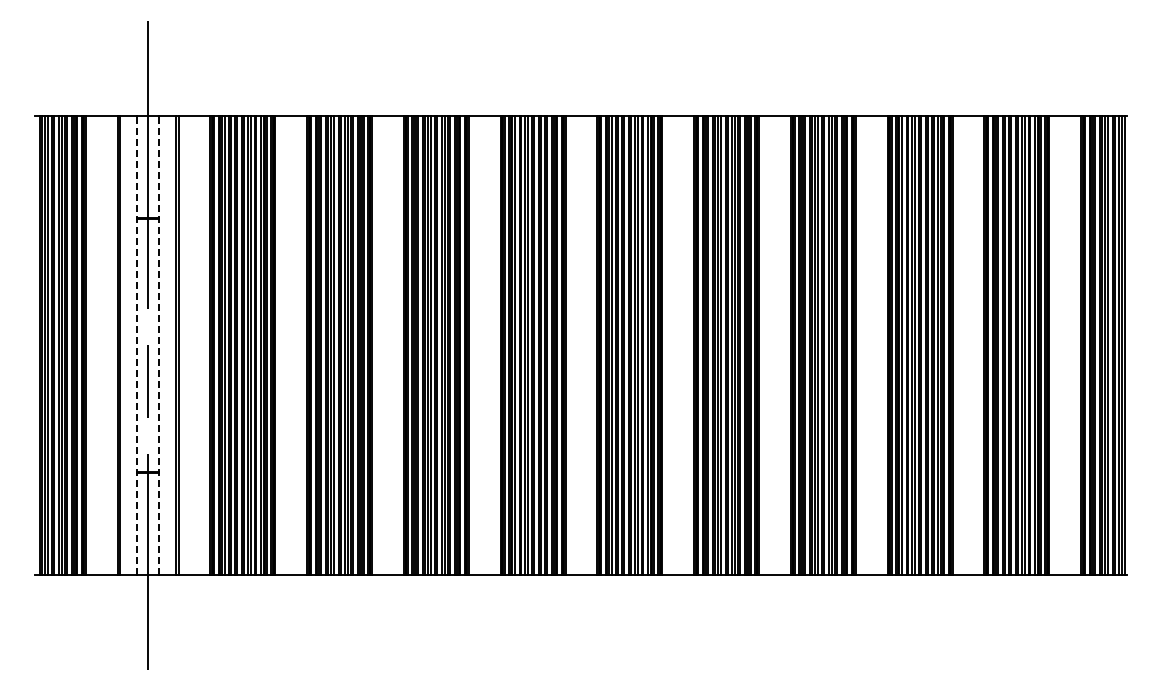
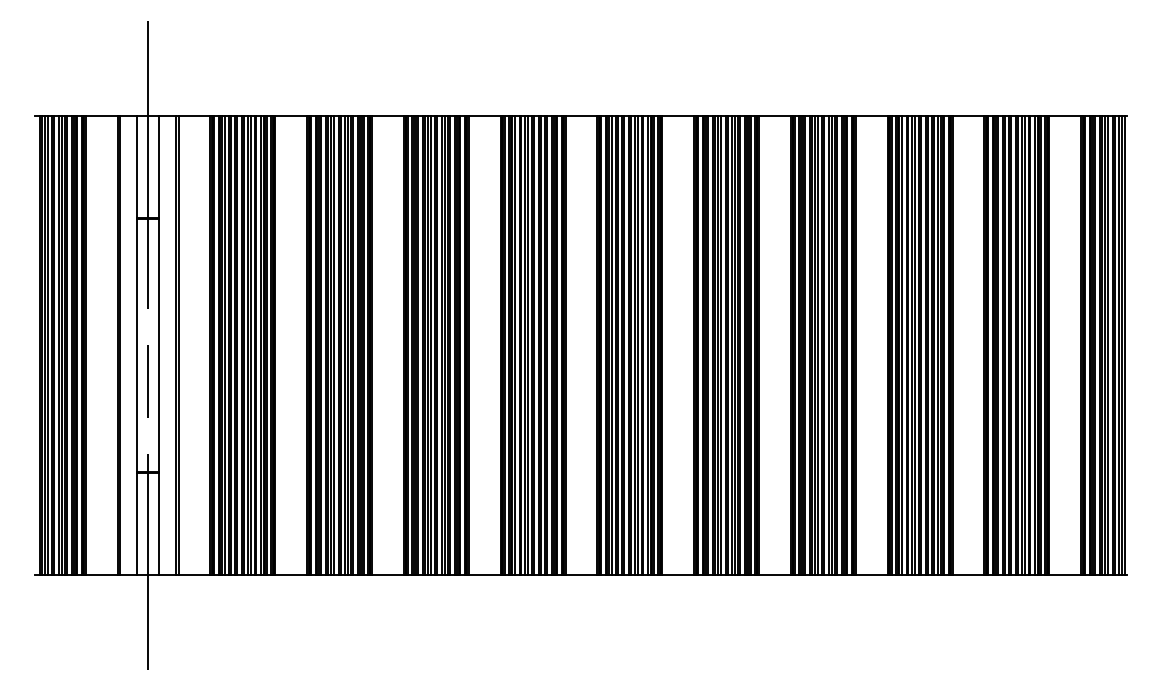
line: dashed -> solid (137, 345)
line: dashed -> solid (158, 345)
